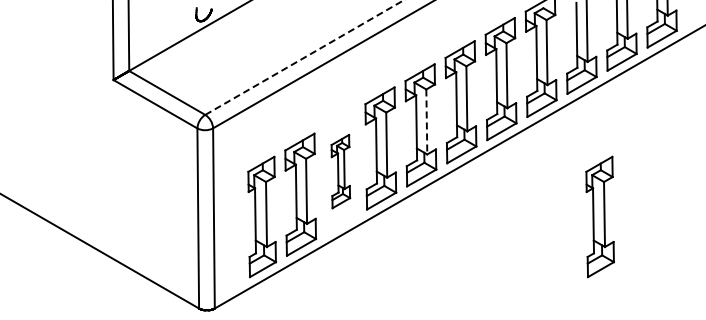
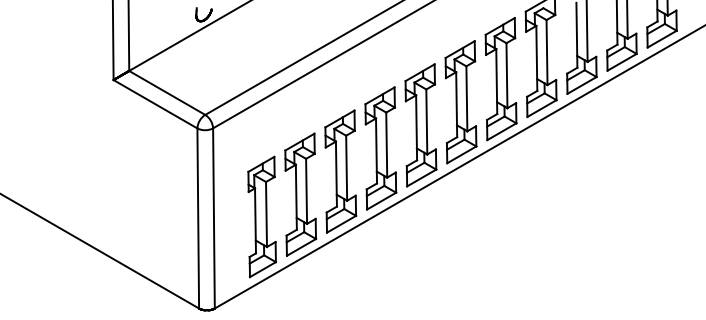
line: dashed -> solid (304, 57)
line: dashed -> solid (426, 122)
part size: 22x77 px -> 34x125 px (340, 171)
part: present -> none (599, 216)
